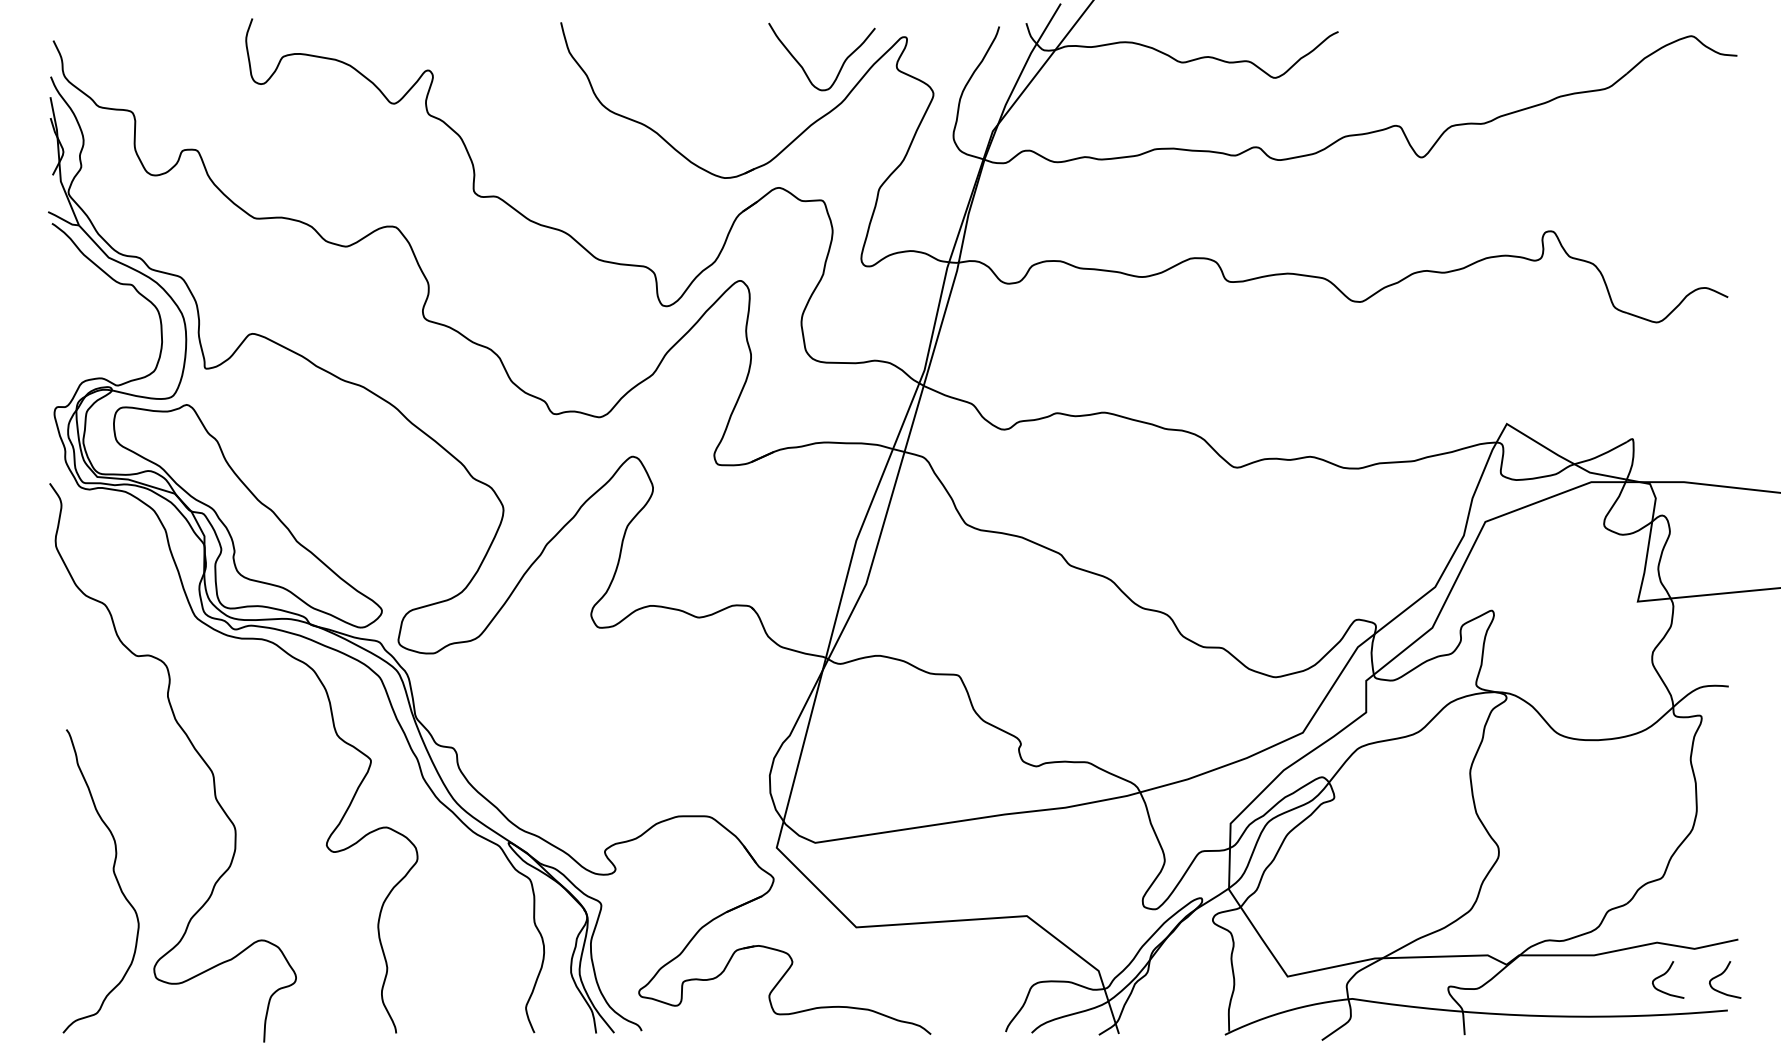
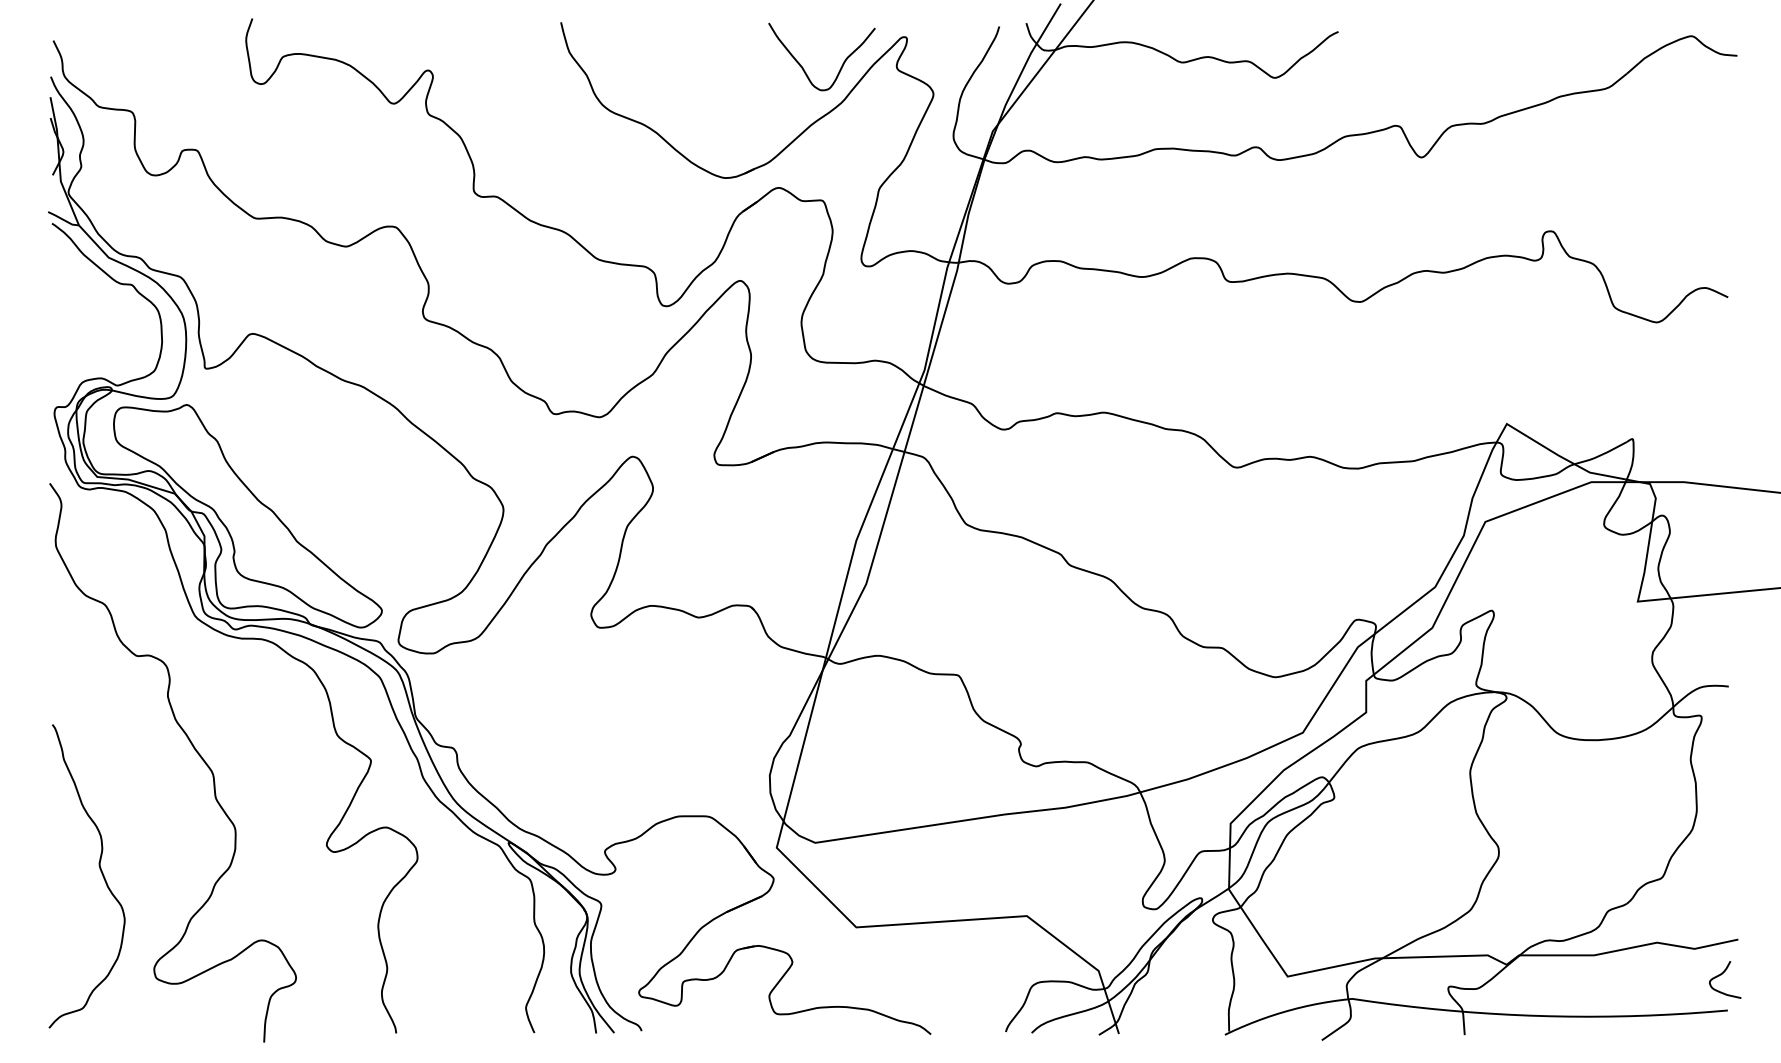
curve position: (113, 874) -> (99, 869) (99, 869)
curve: present -> none (1664, 975)
